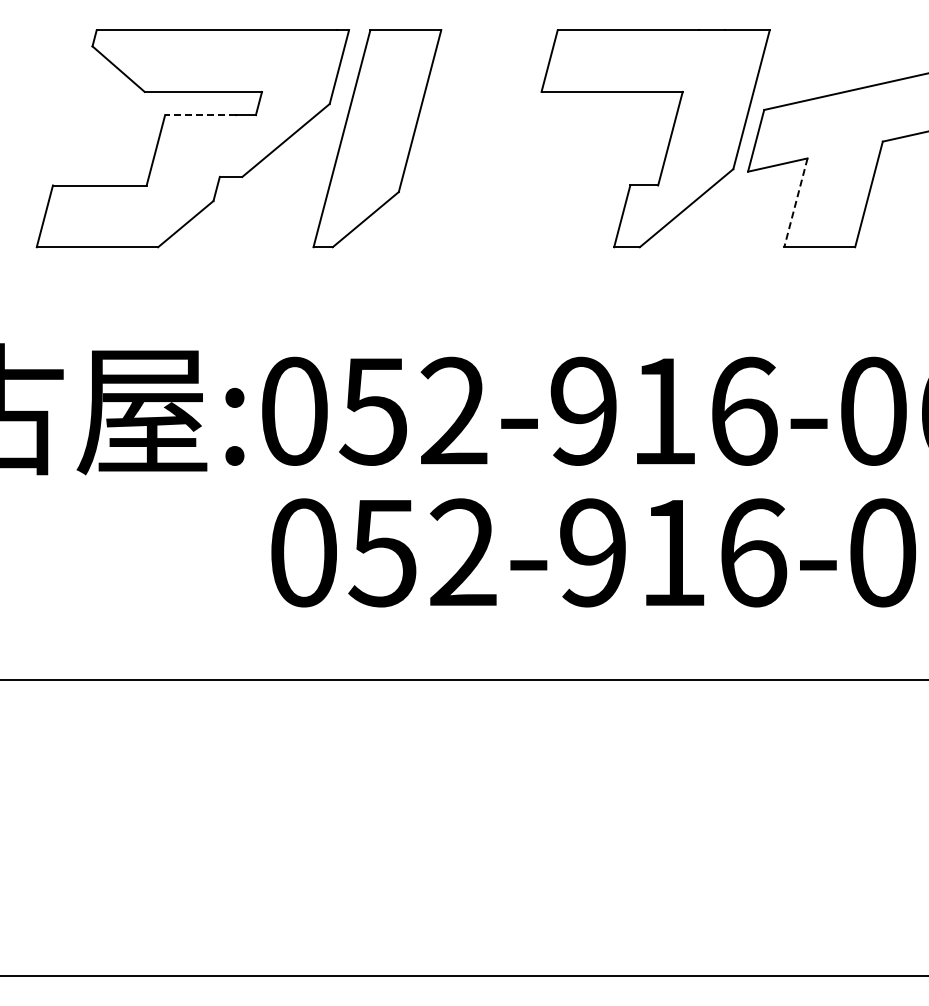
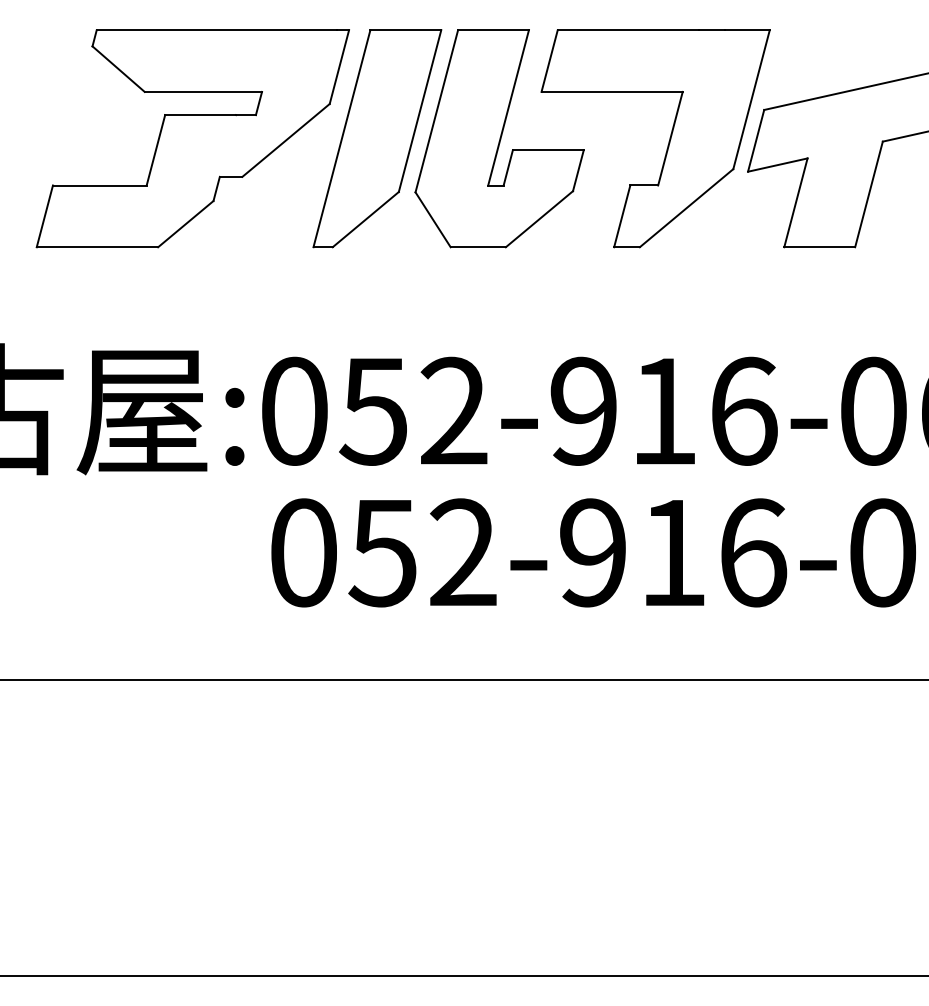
line: dashed -> solid (200, 115)
part: none -> present (499, 138)
line: dashed -> solid (795, 202)
